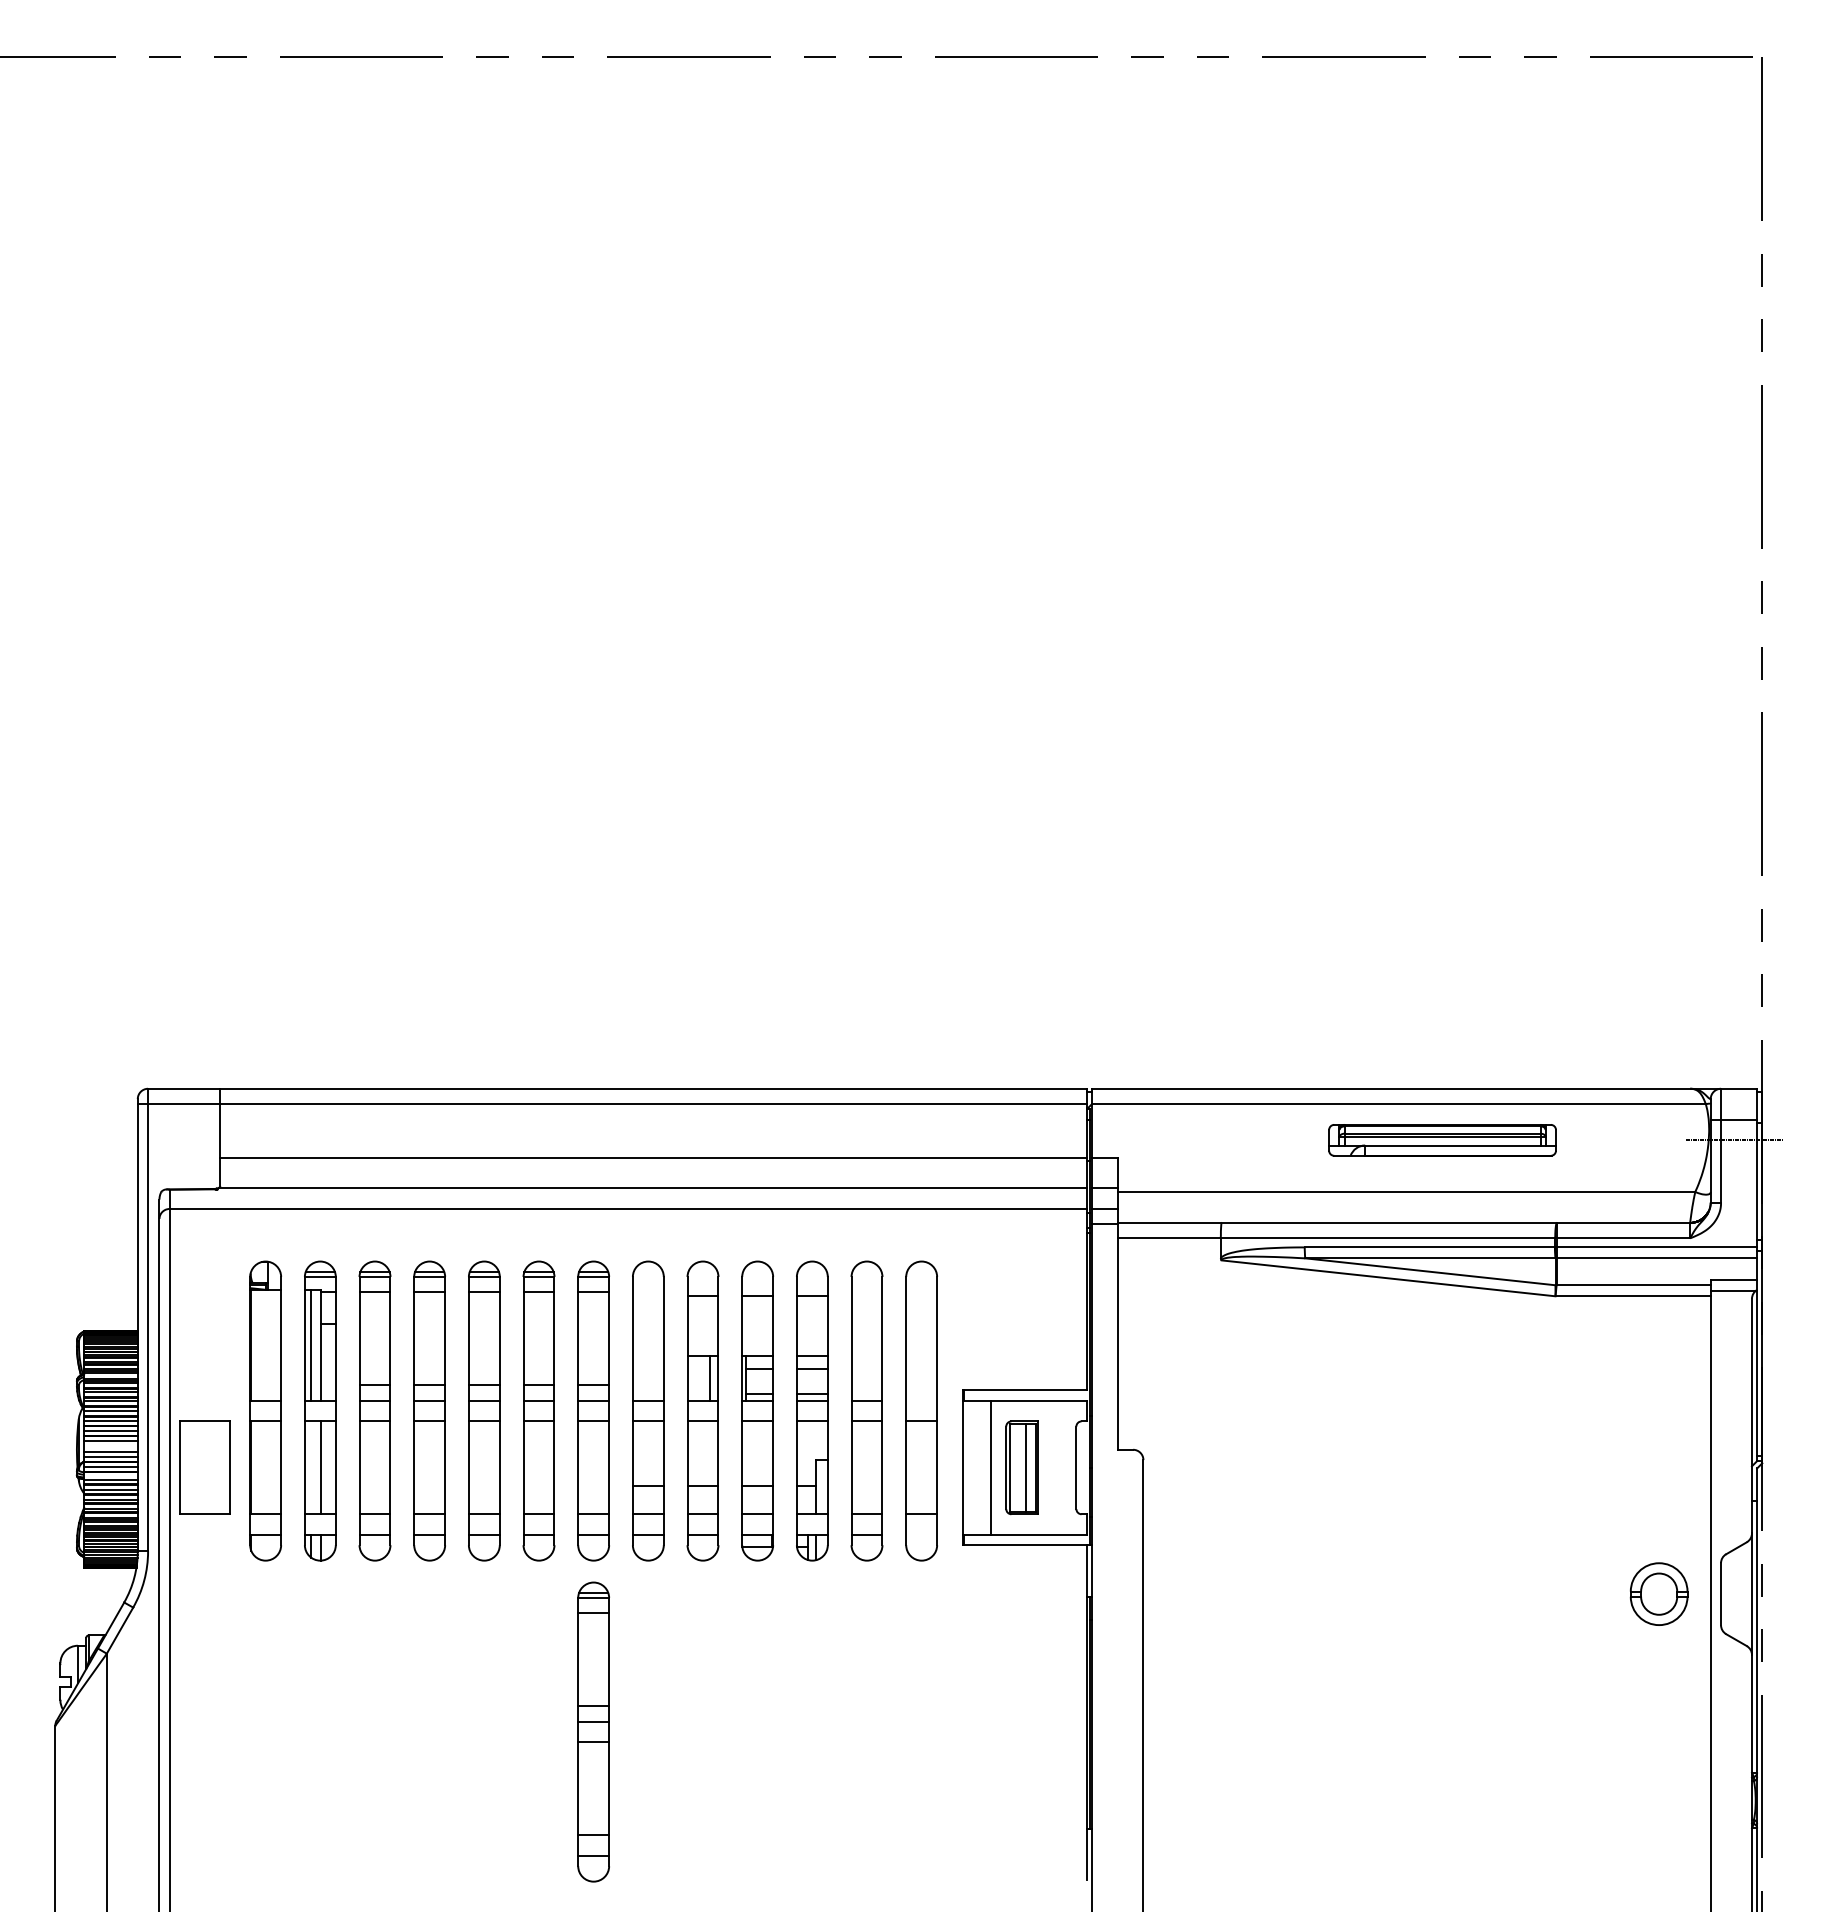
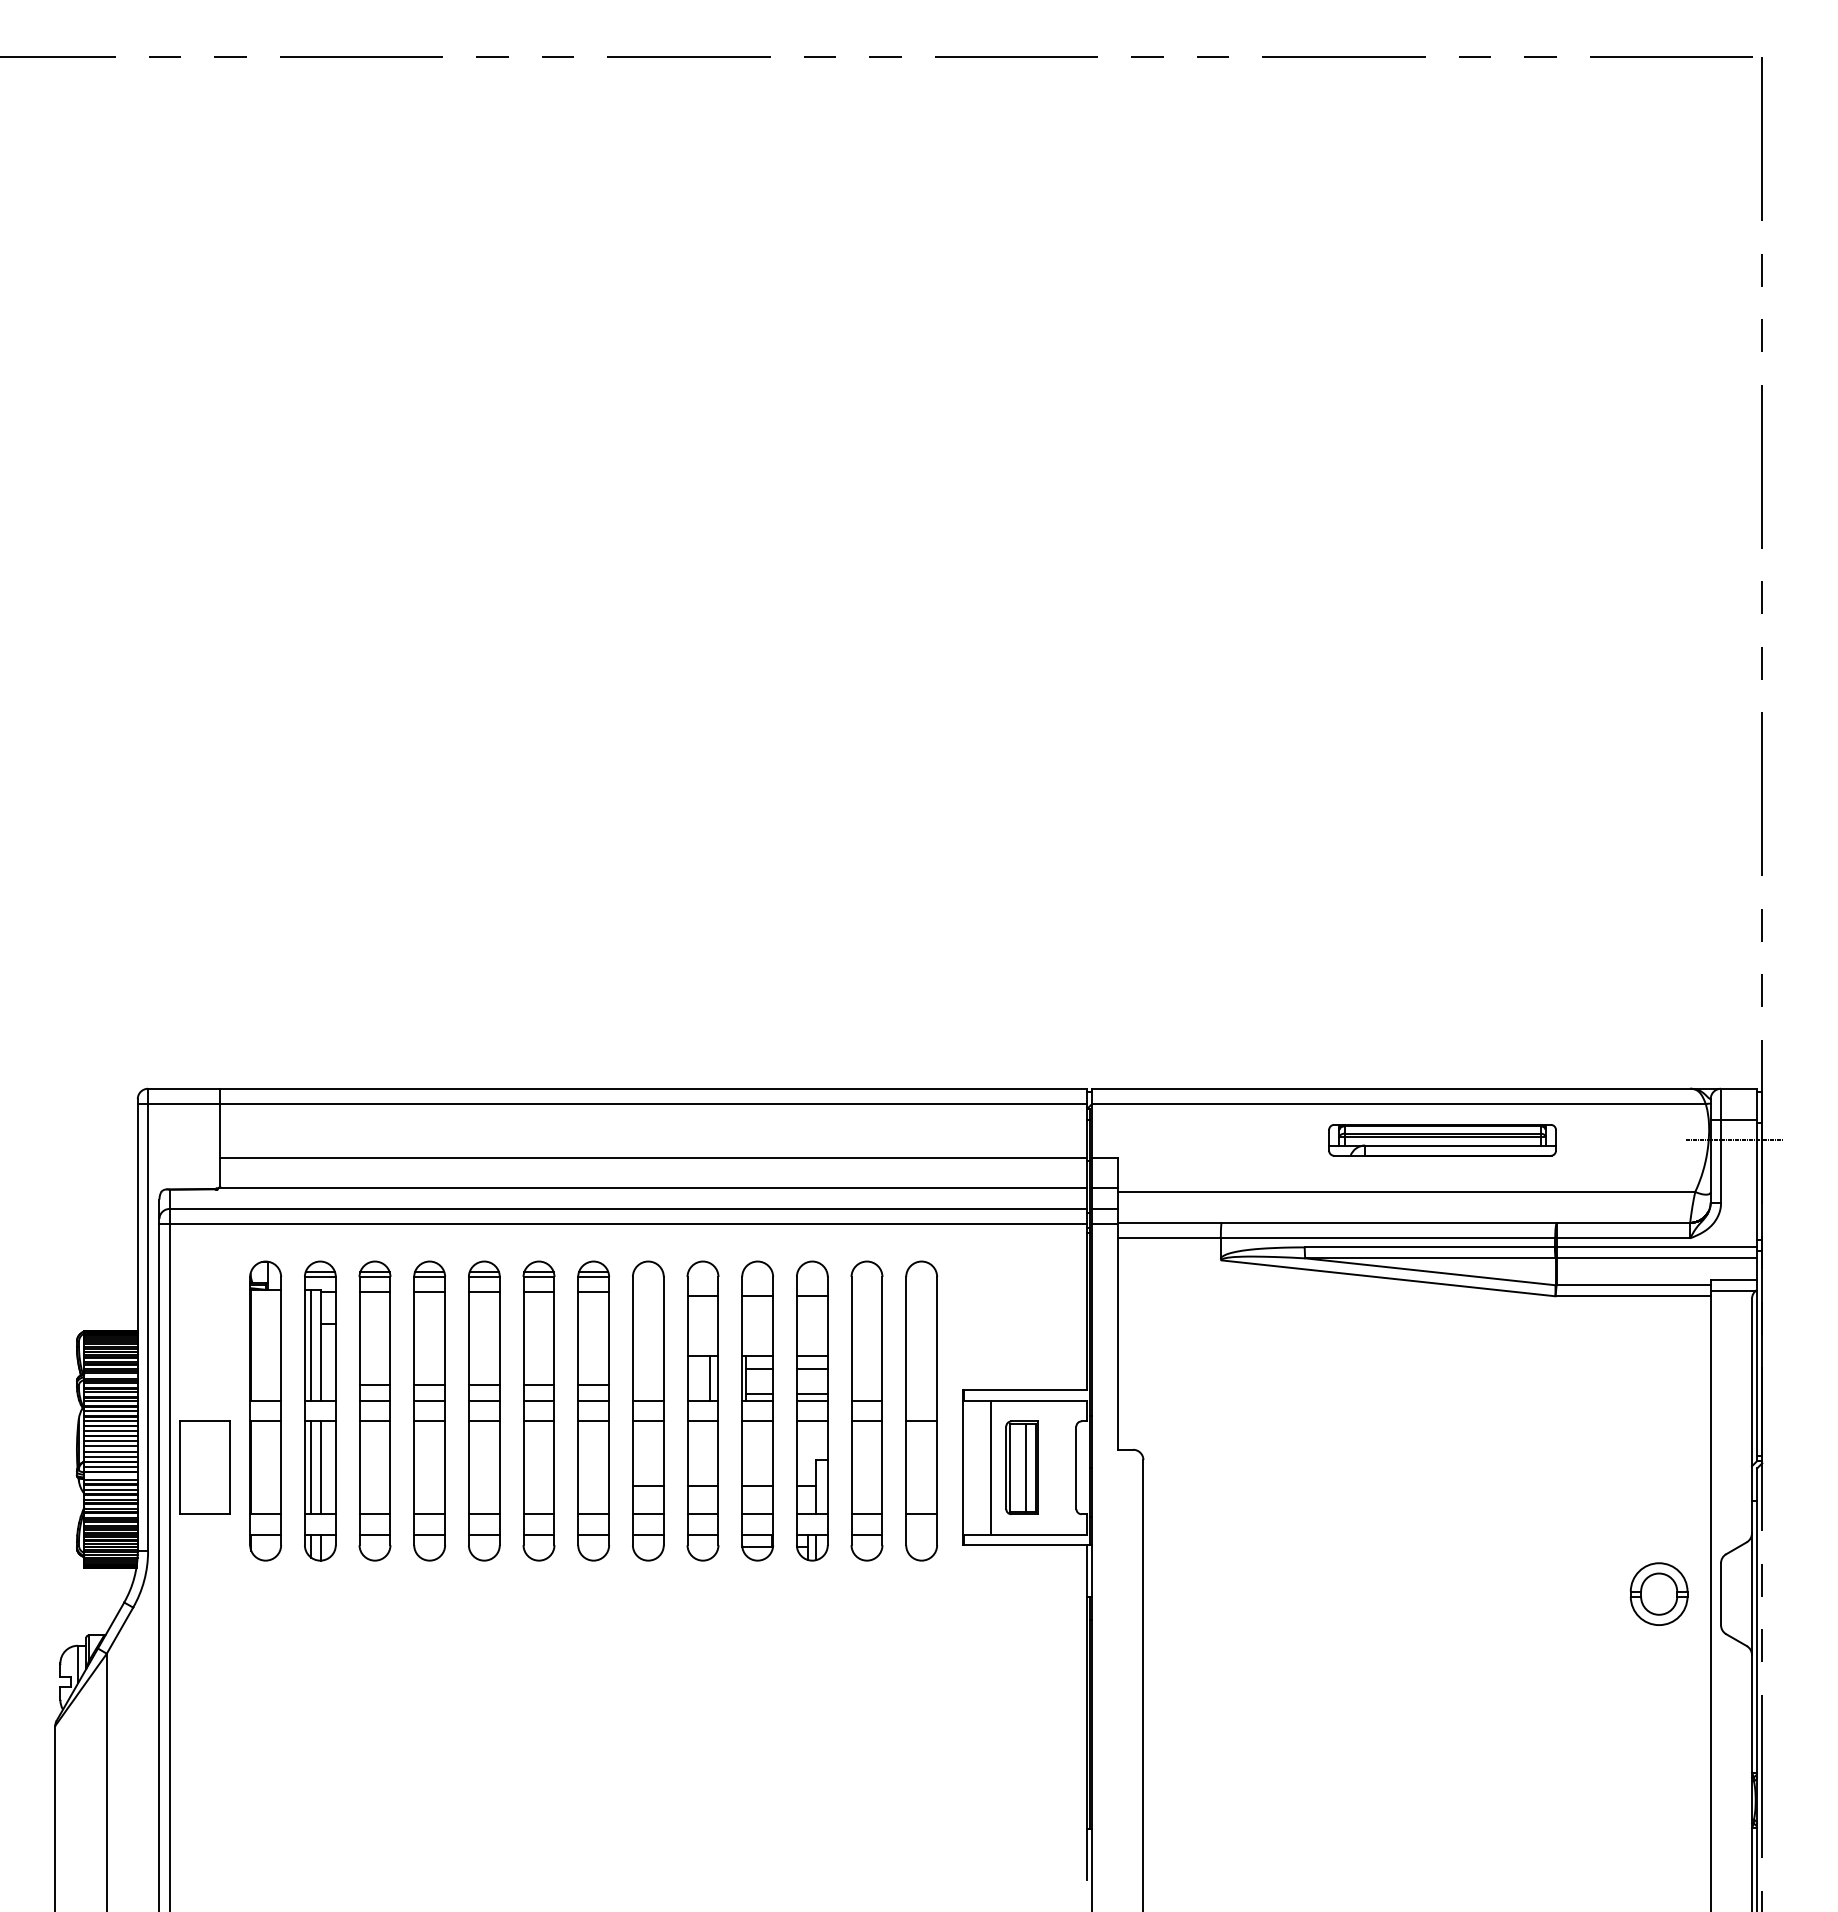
line: none -> present (622, 1223)
line: none -> present (110, 1446)
line: none -> present (311, 1467)
part: present -> none (593, 1731)
